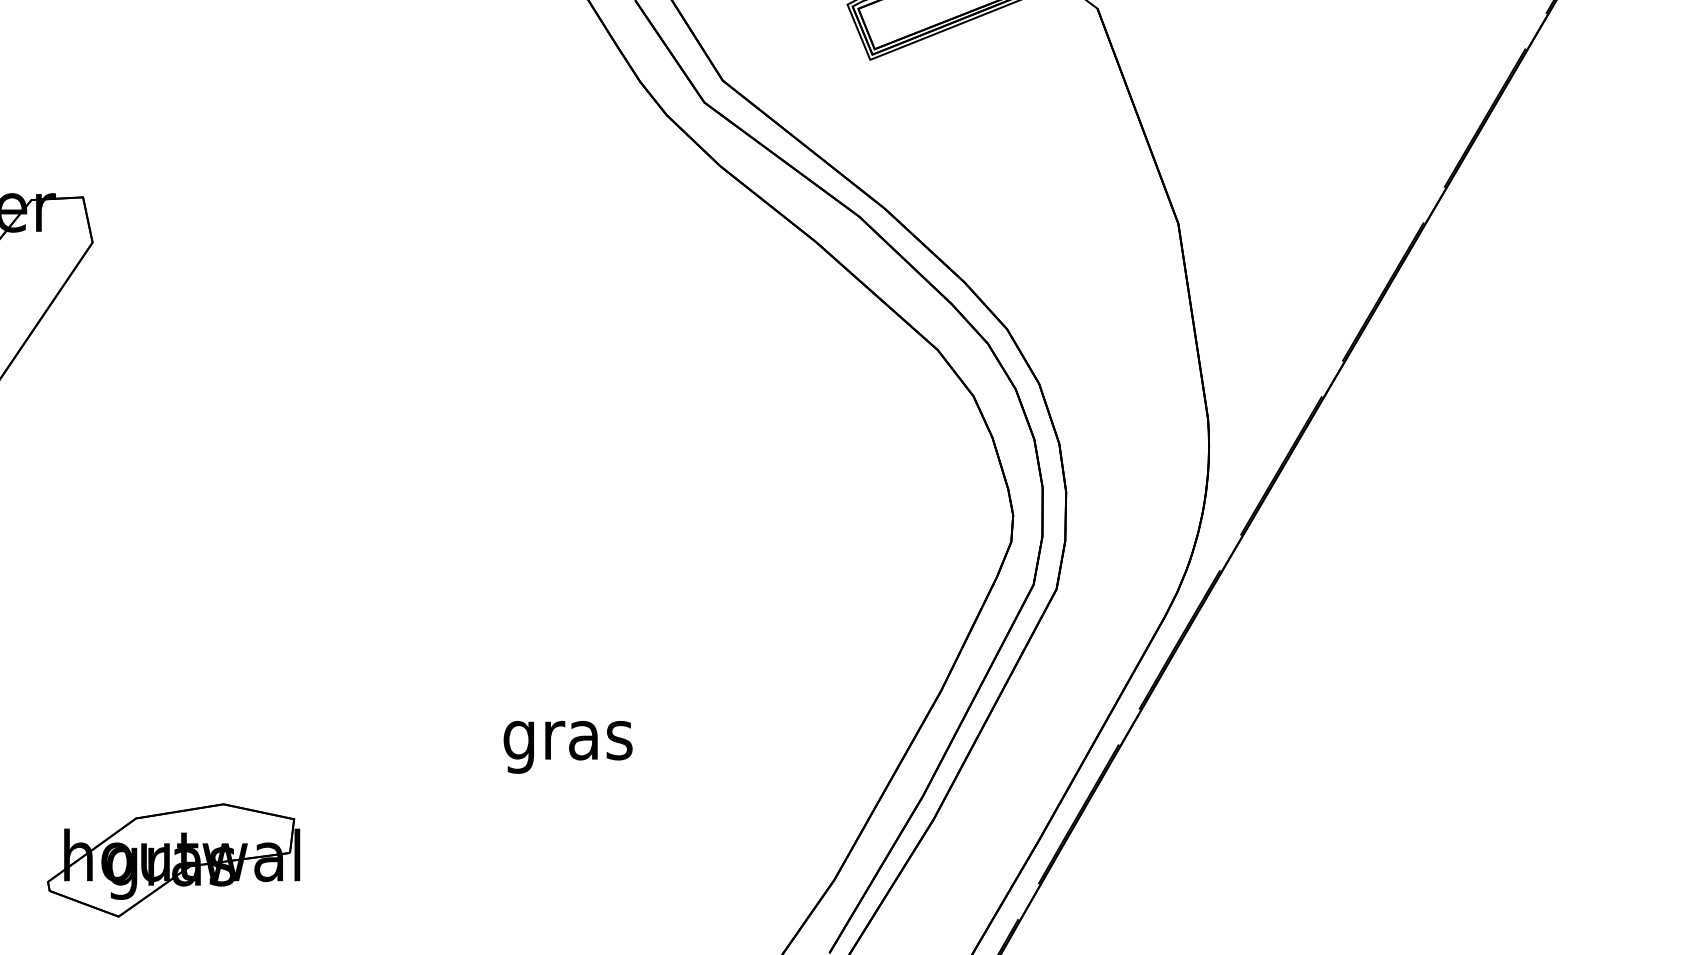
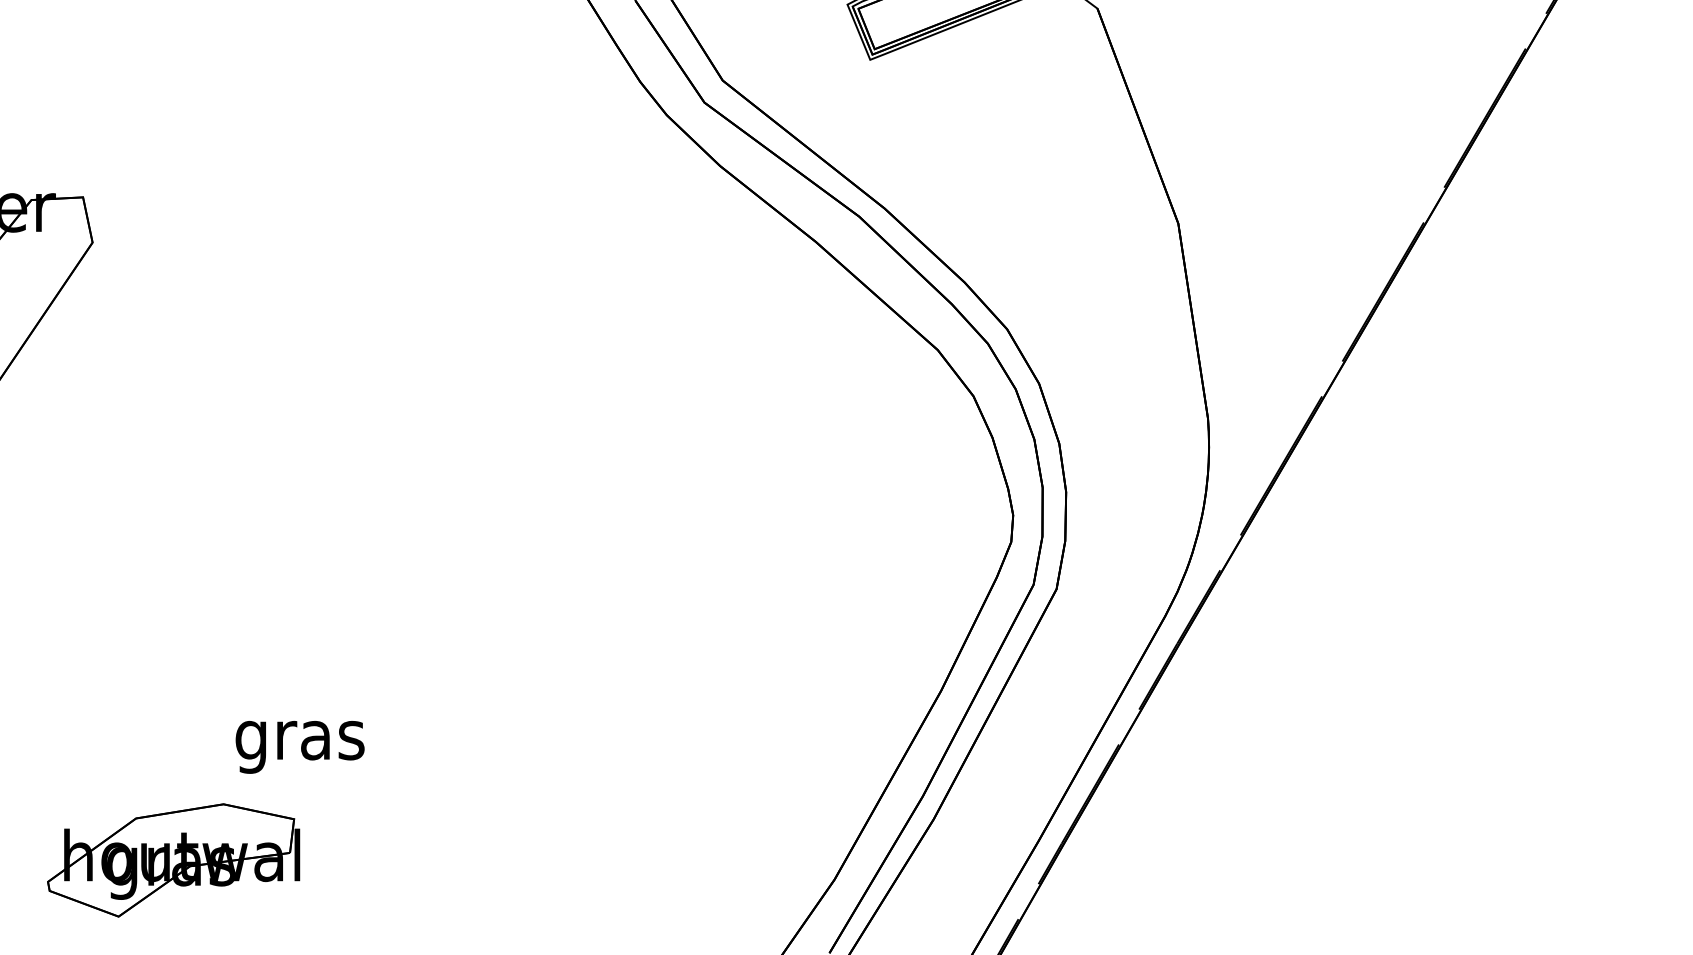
text position: (567, 747) -> (299, 747) (299, 747)
